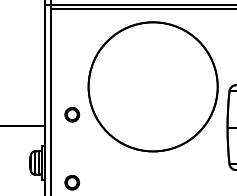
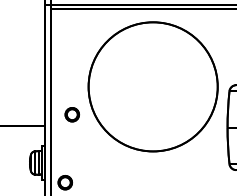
part position: (71, 182) -> (64, 182) (64, 182)
